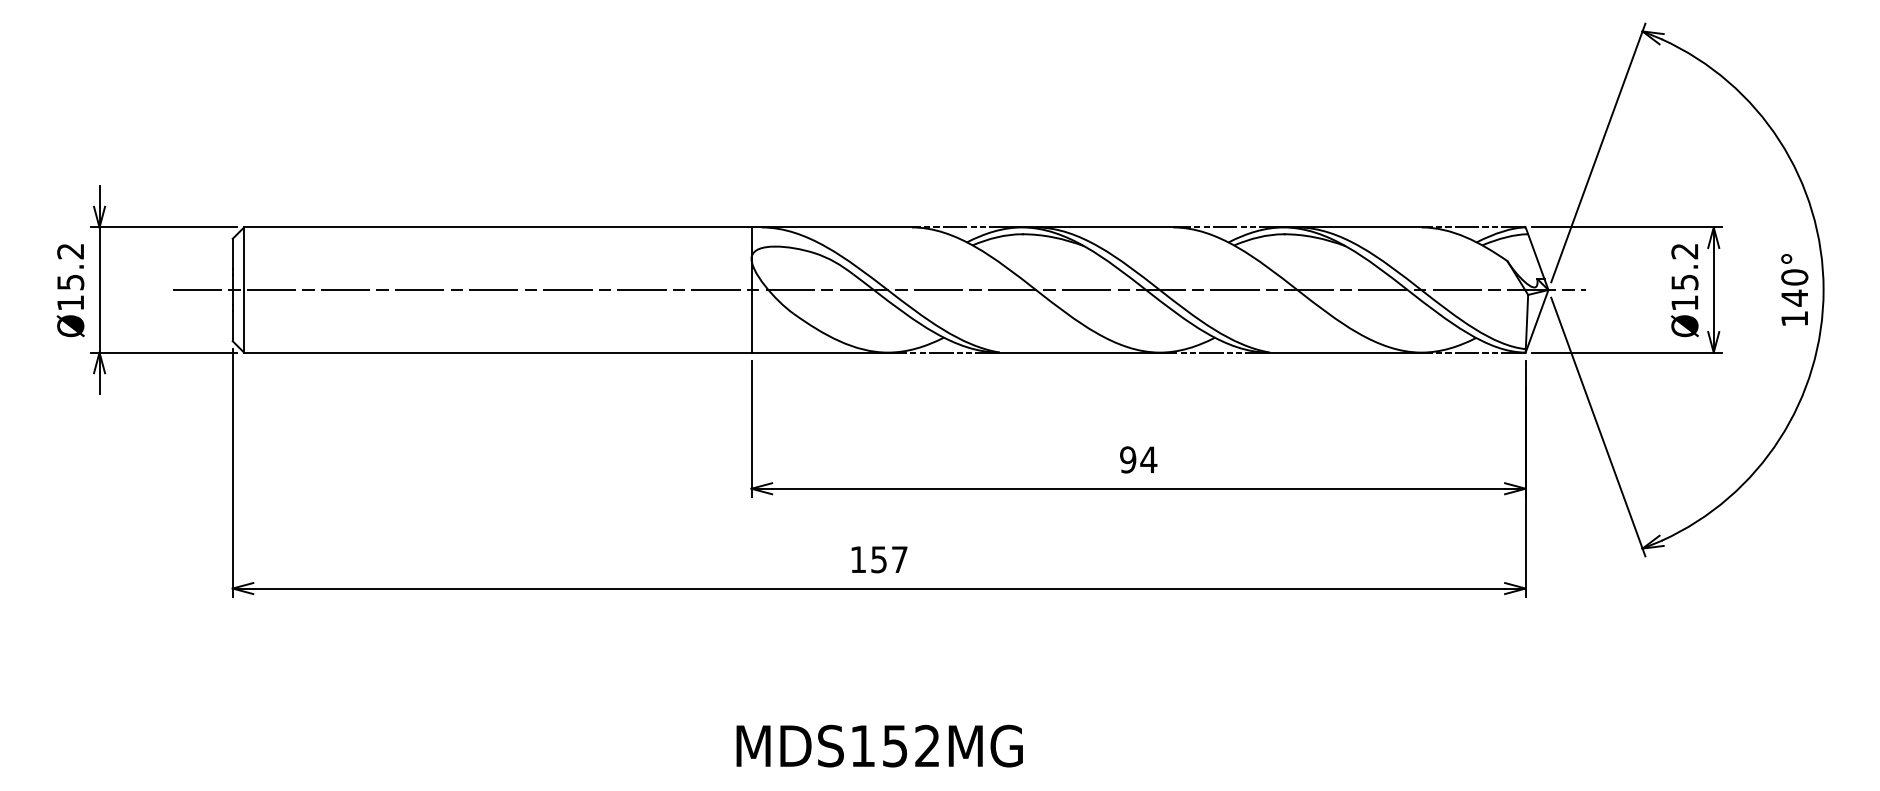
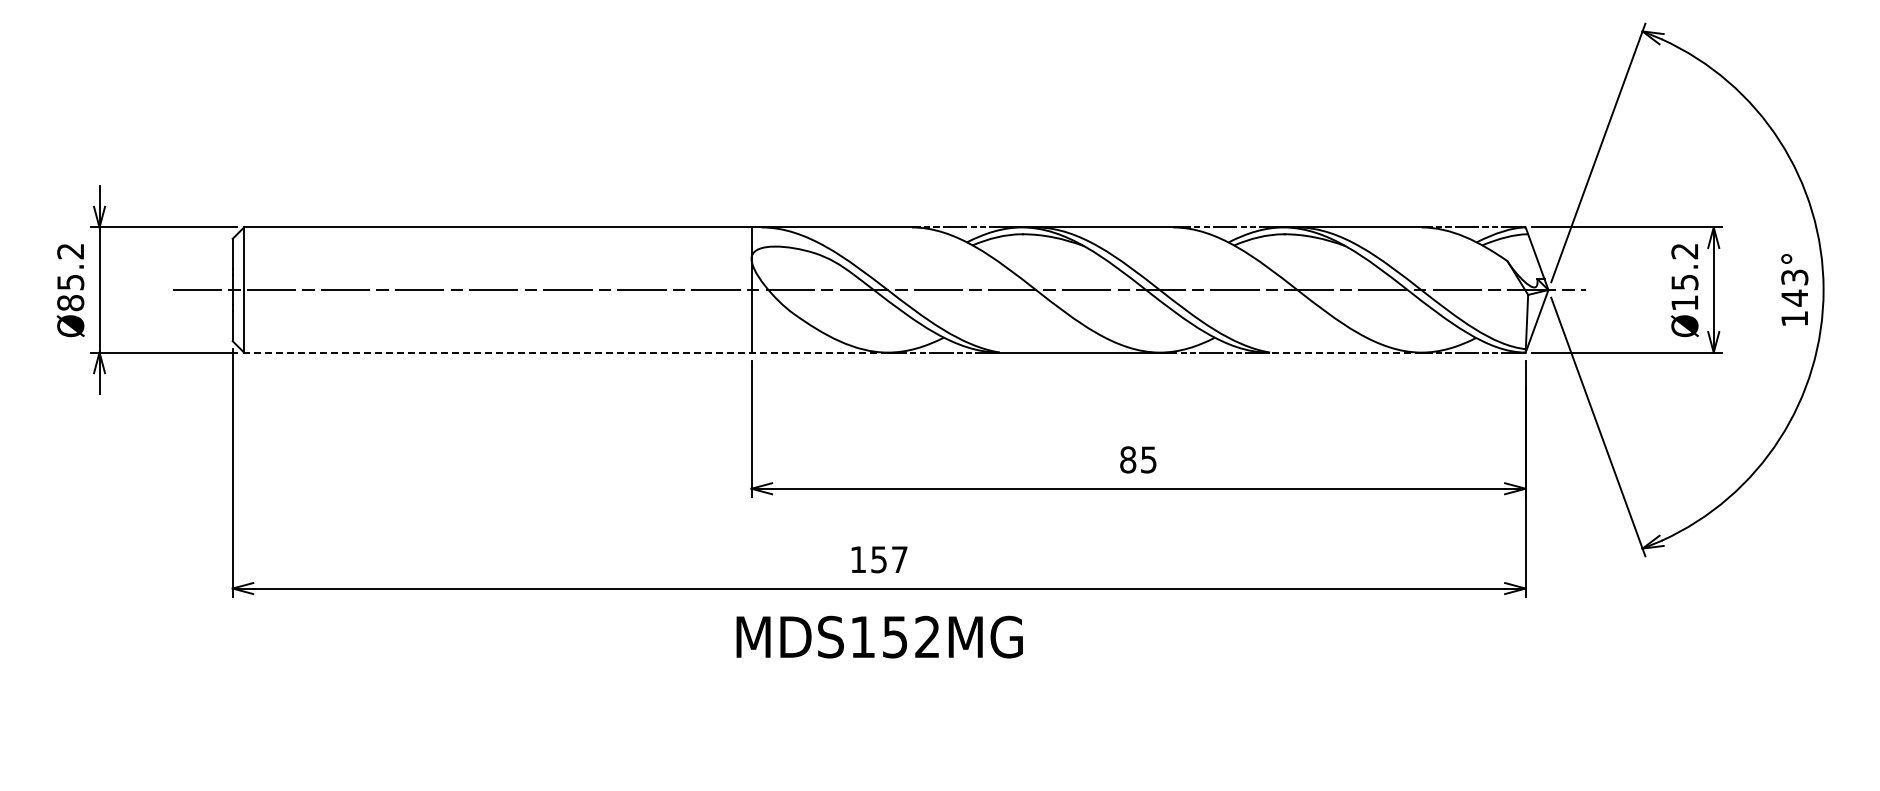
text: 140° -> 143° (1794, 277)
text: Ø15.2 -> Ø85.2 (70, 303)
line: solid -> dashed (566, 352)
line: solid -> dashed (1345, 352)
text: 94 -> 85 (1138, 459)
text position: (879, 745) -> (879, 636) (879, 636)
